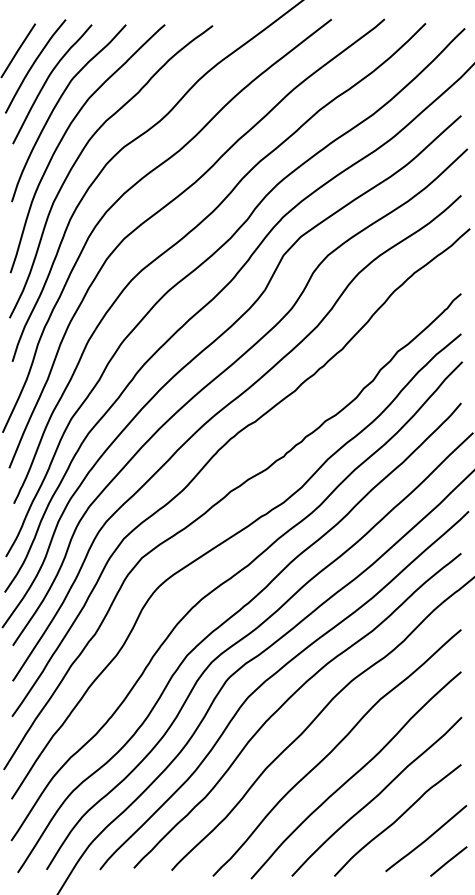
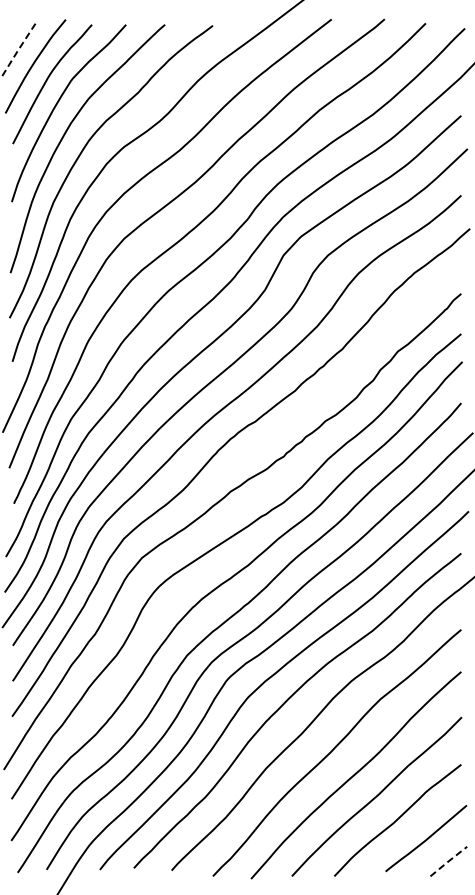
line: solid -> dashed (17, 50)
line: solid -> dashed (448, 861)
